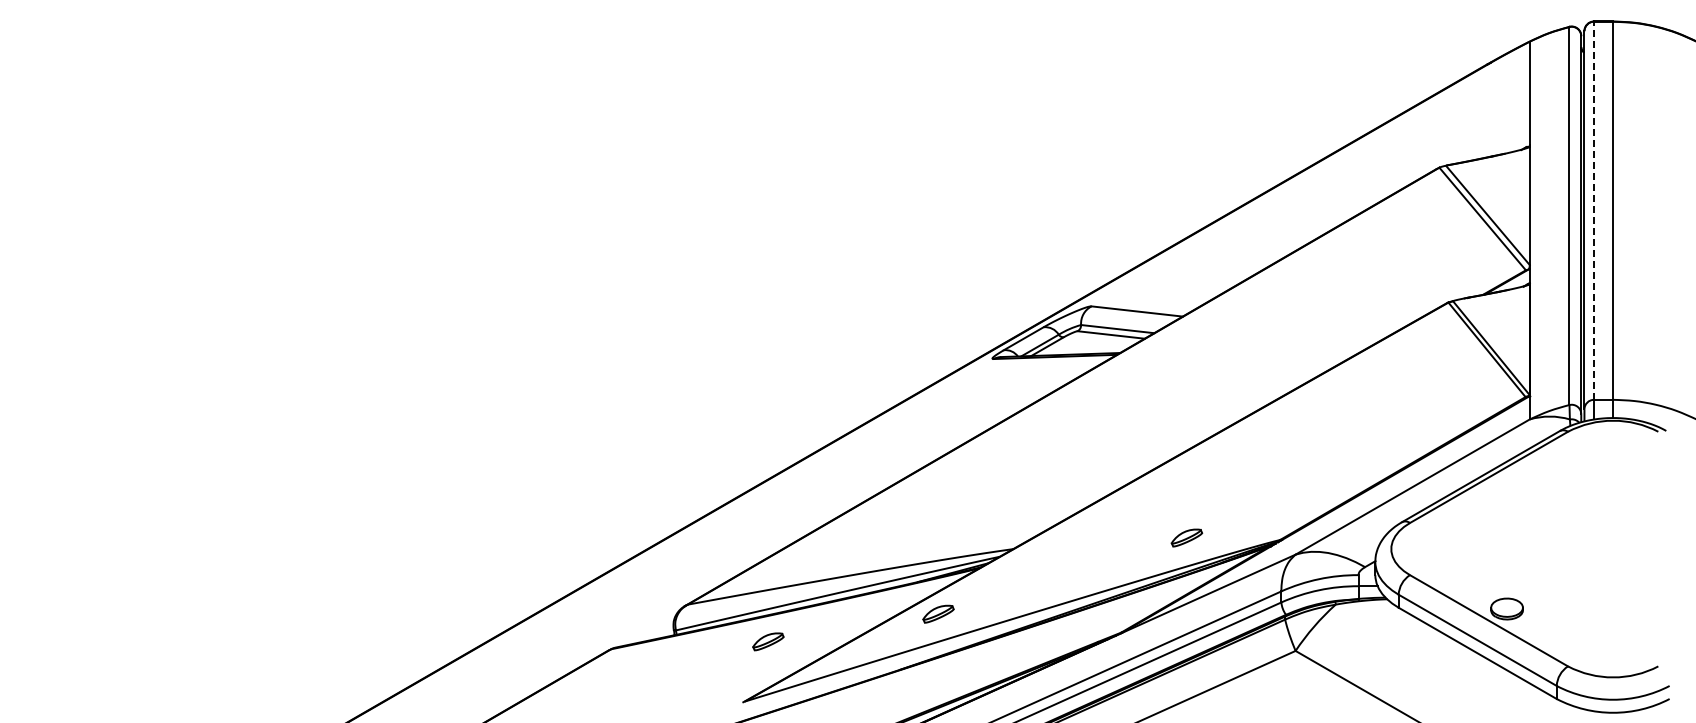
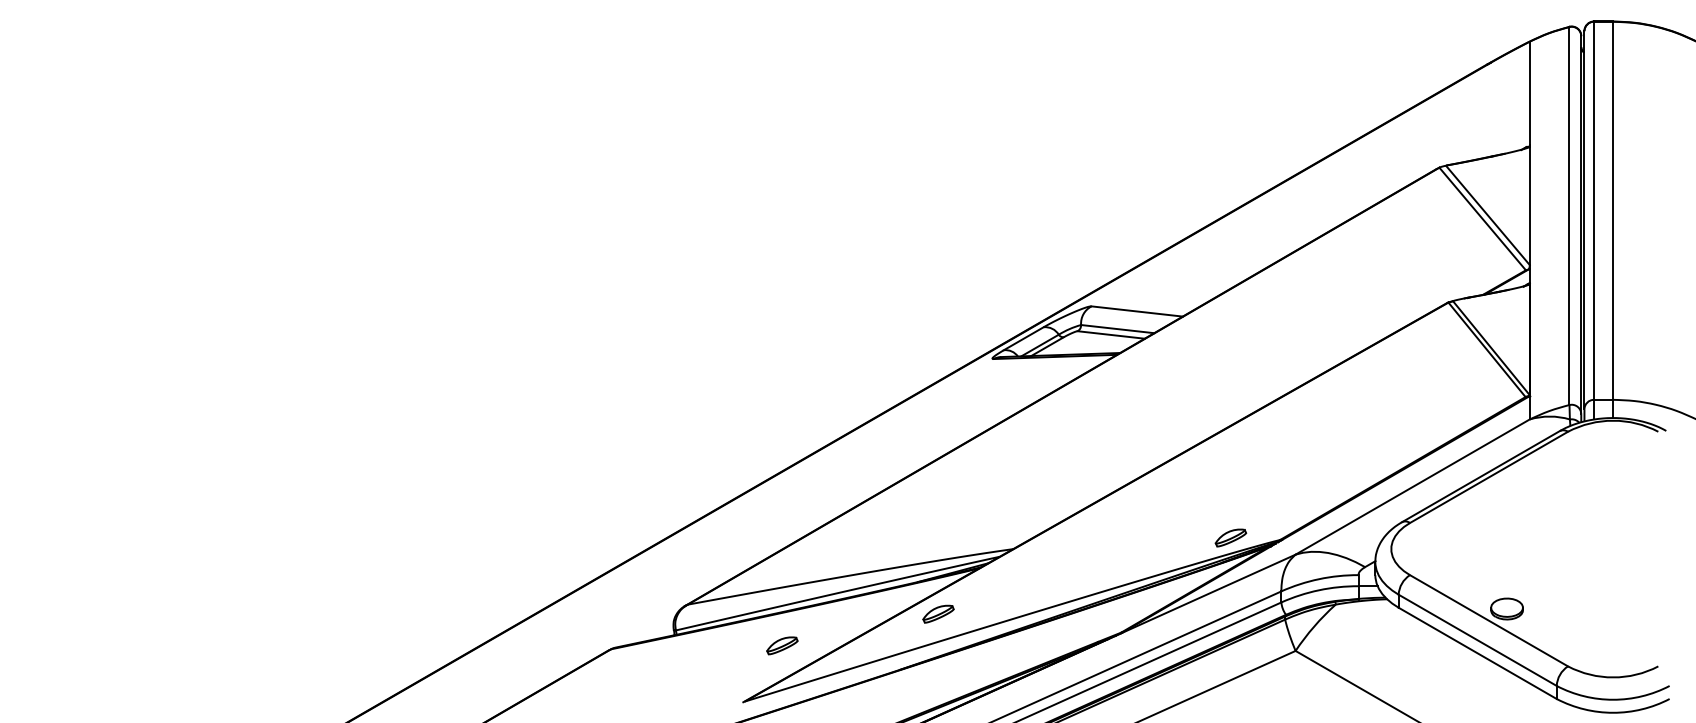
line: dashed -> solid (1594, 210)
part position: (1186, 537) -> (1230, 537) (1230, 537)
part position: (768, 641) -> (782, 645) (782, 645)
